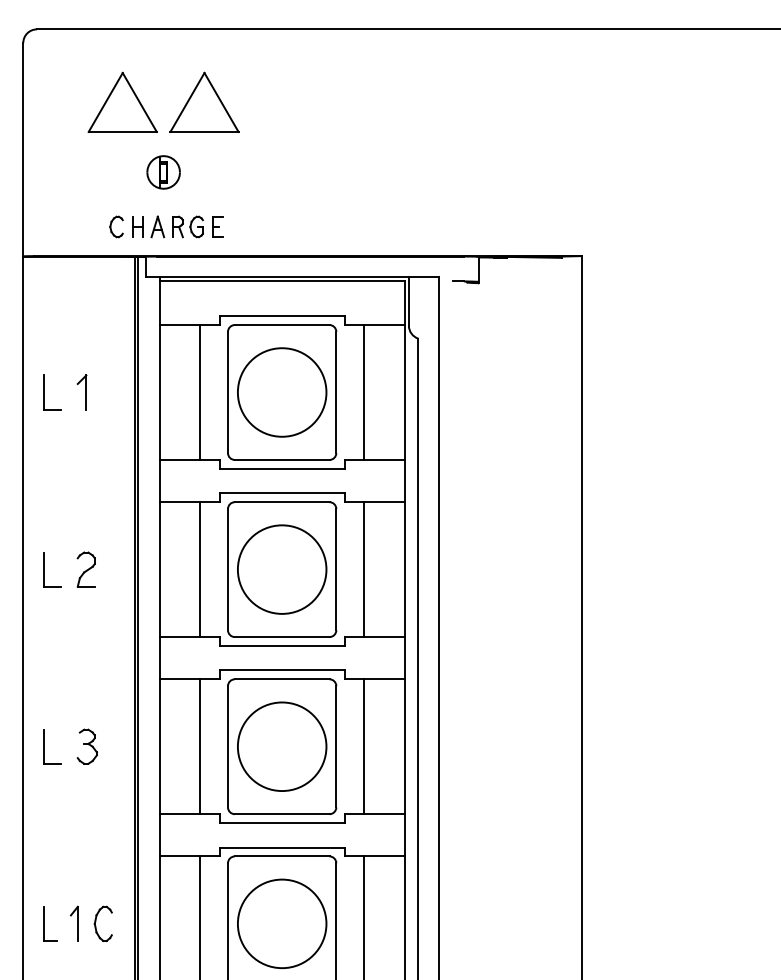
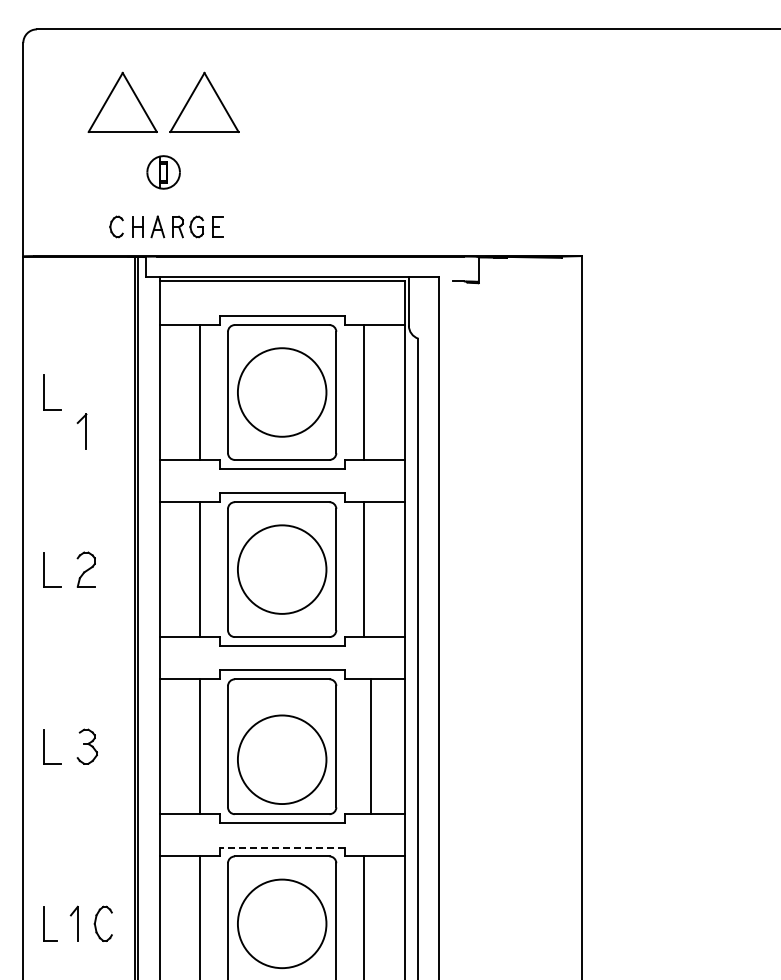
part position: (81, 392) -> (81, 431) (81, 431)
circle position: (282, 746) -> (282, 759) (282, 759)
line position: (363, 746) -> (370, 746) (370, 746)
line: solid -> dashed (282, 847)
